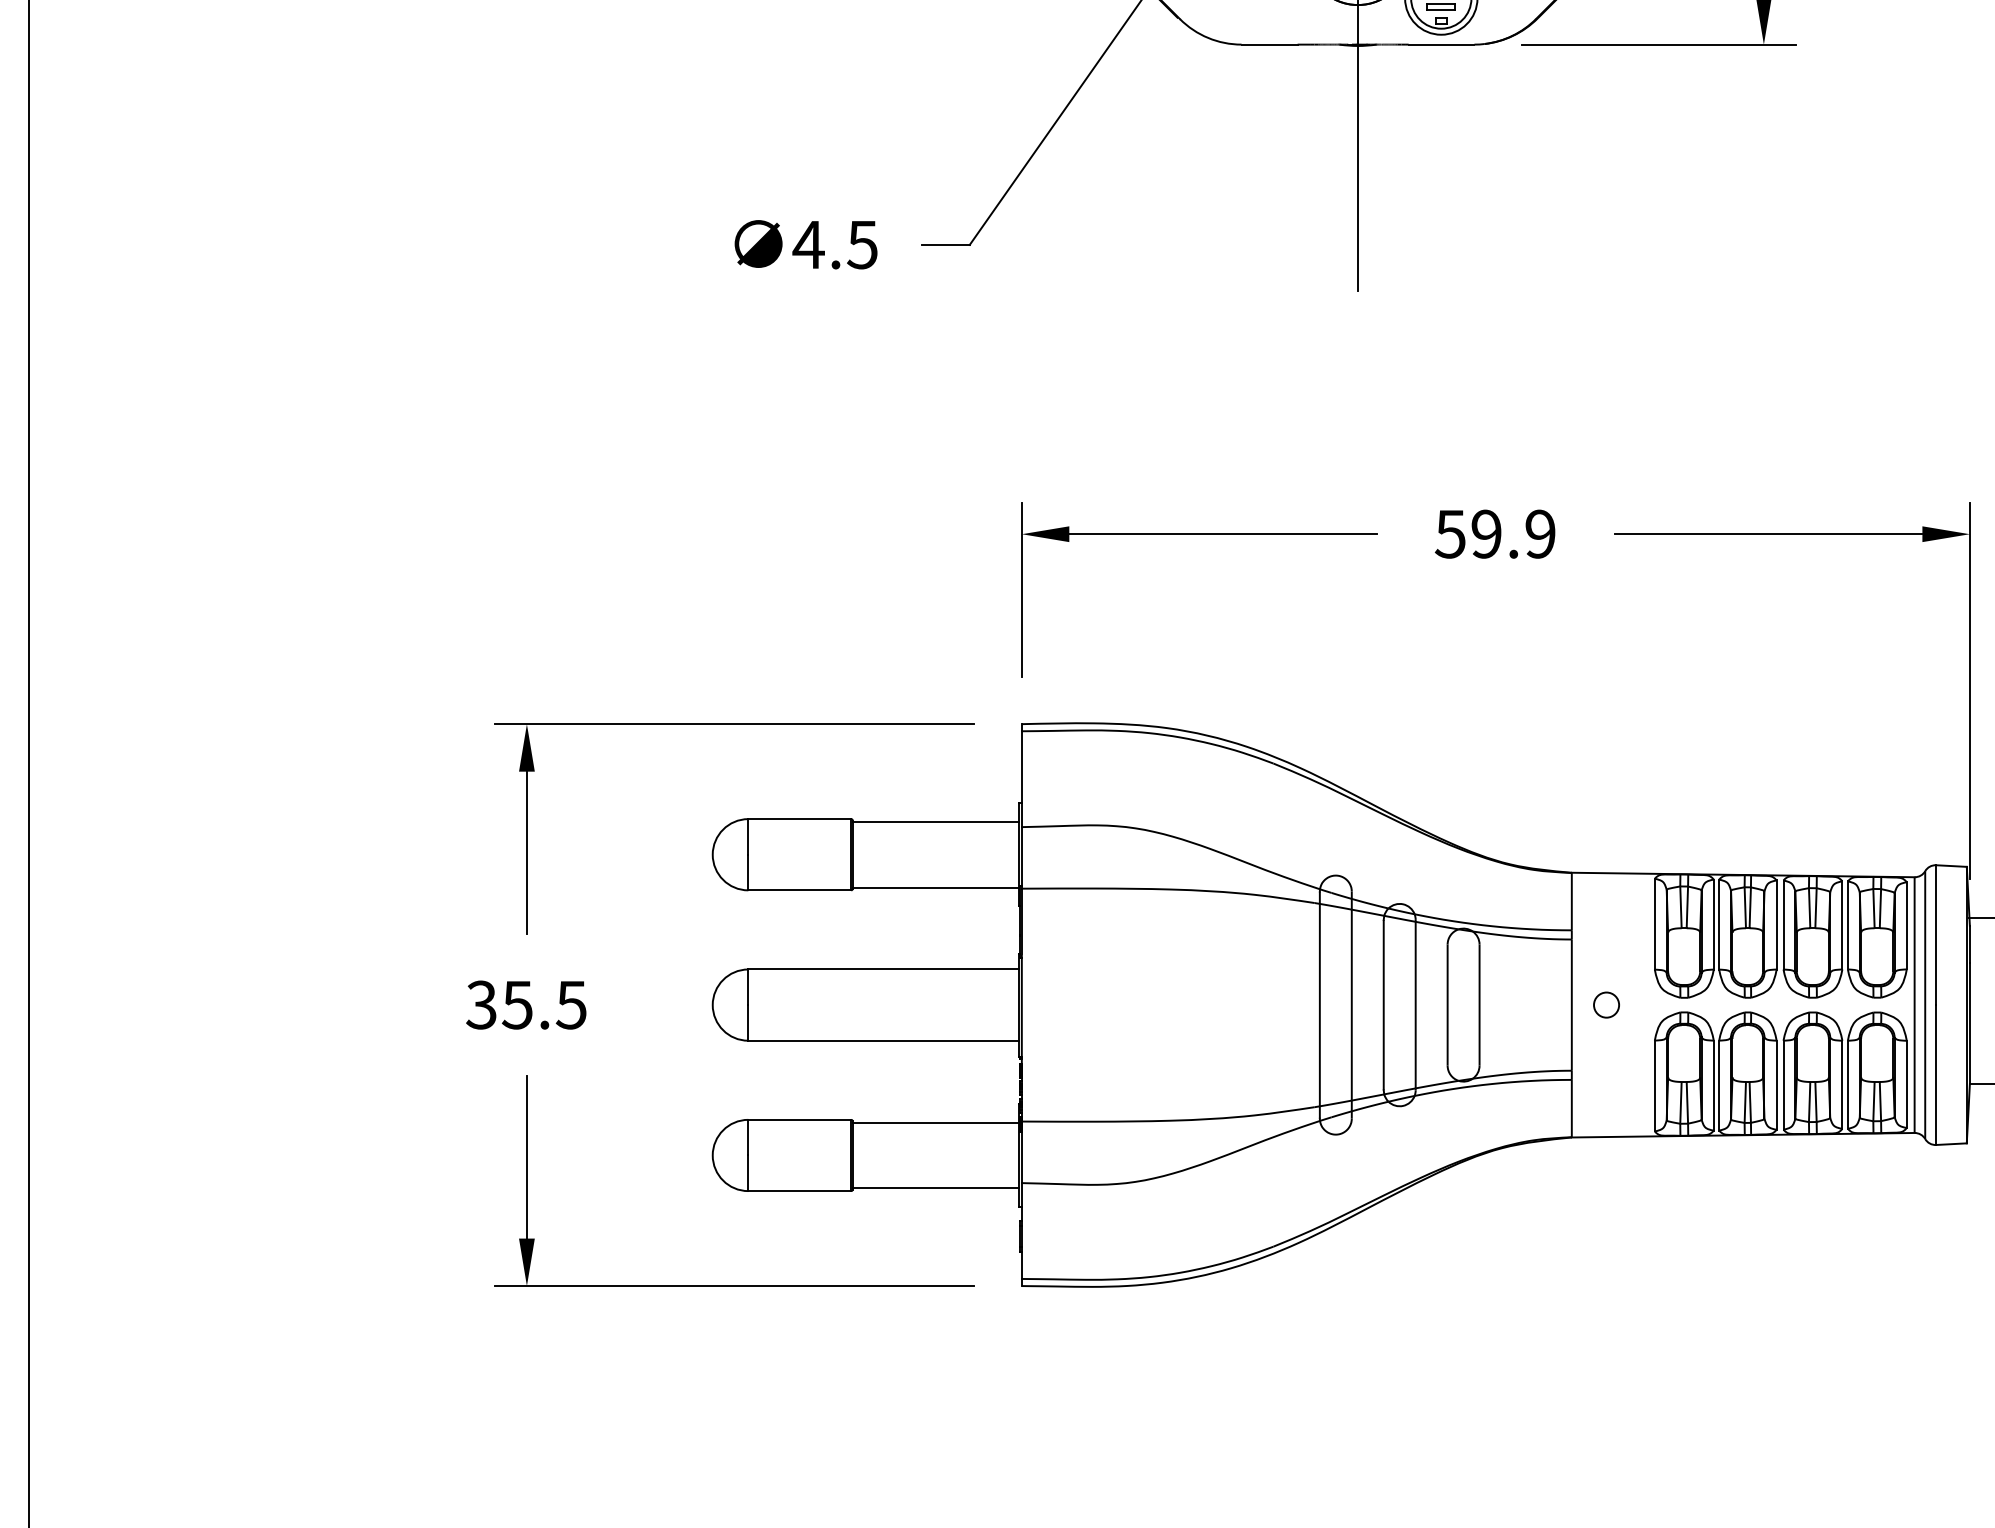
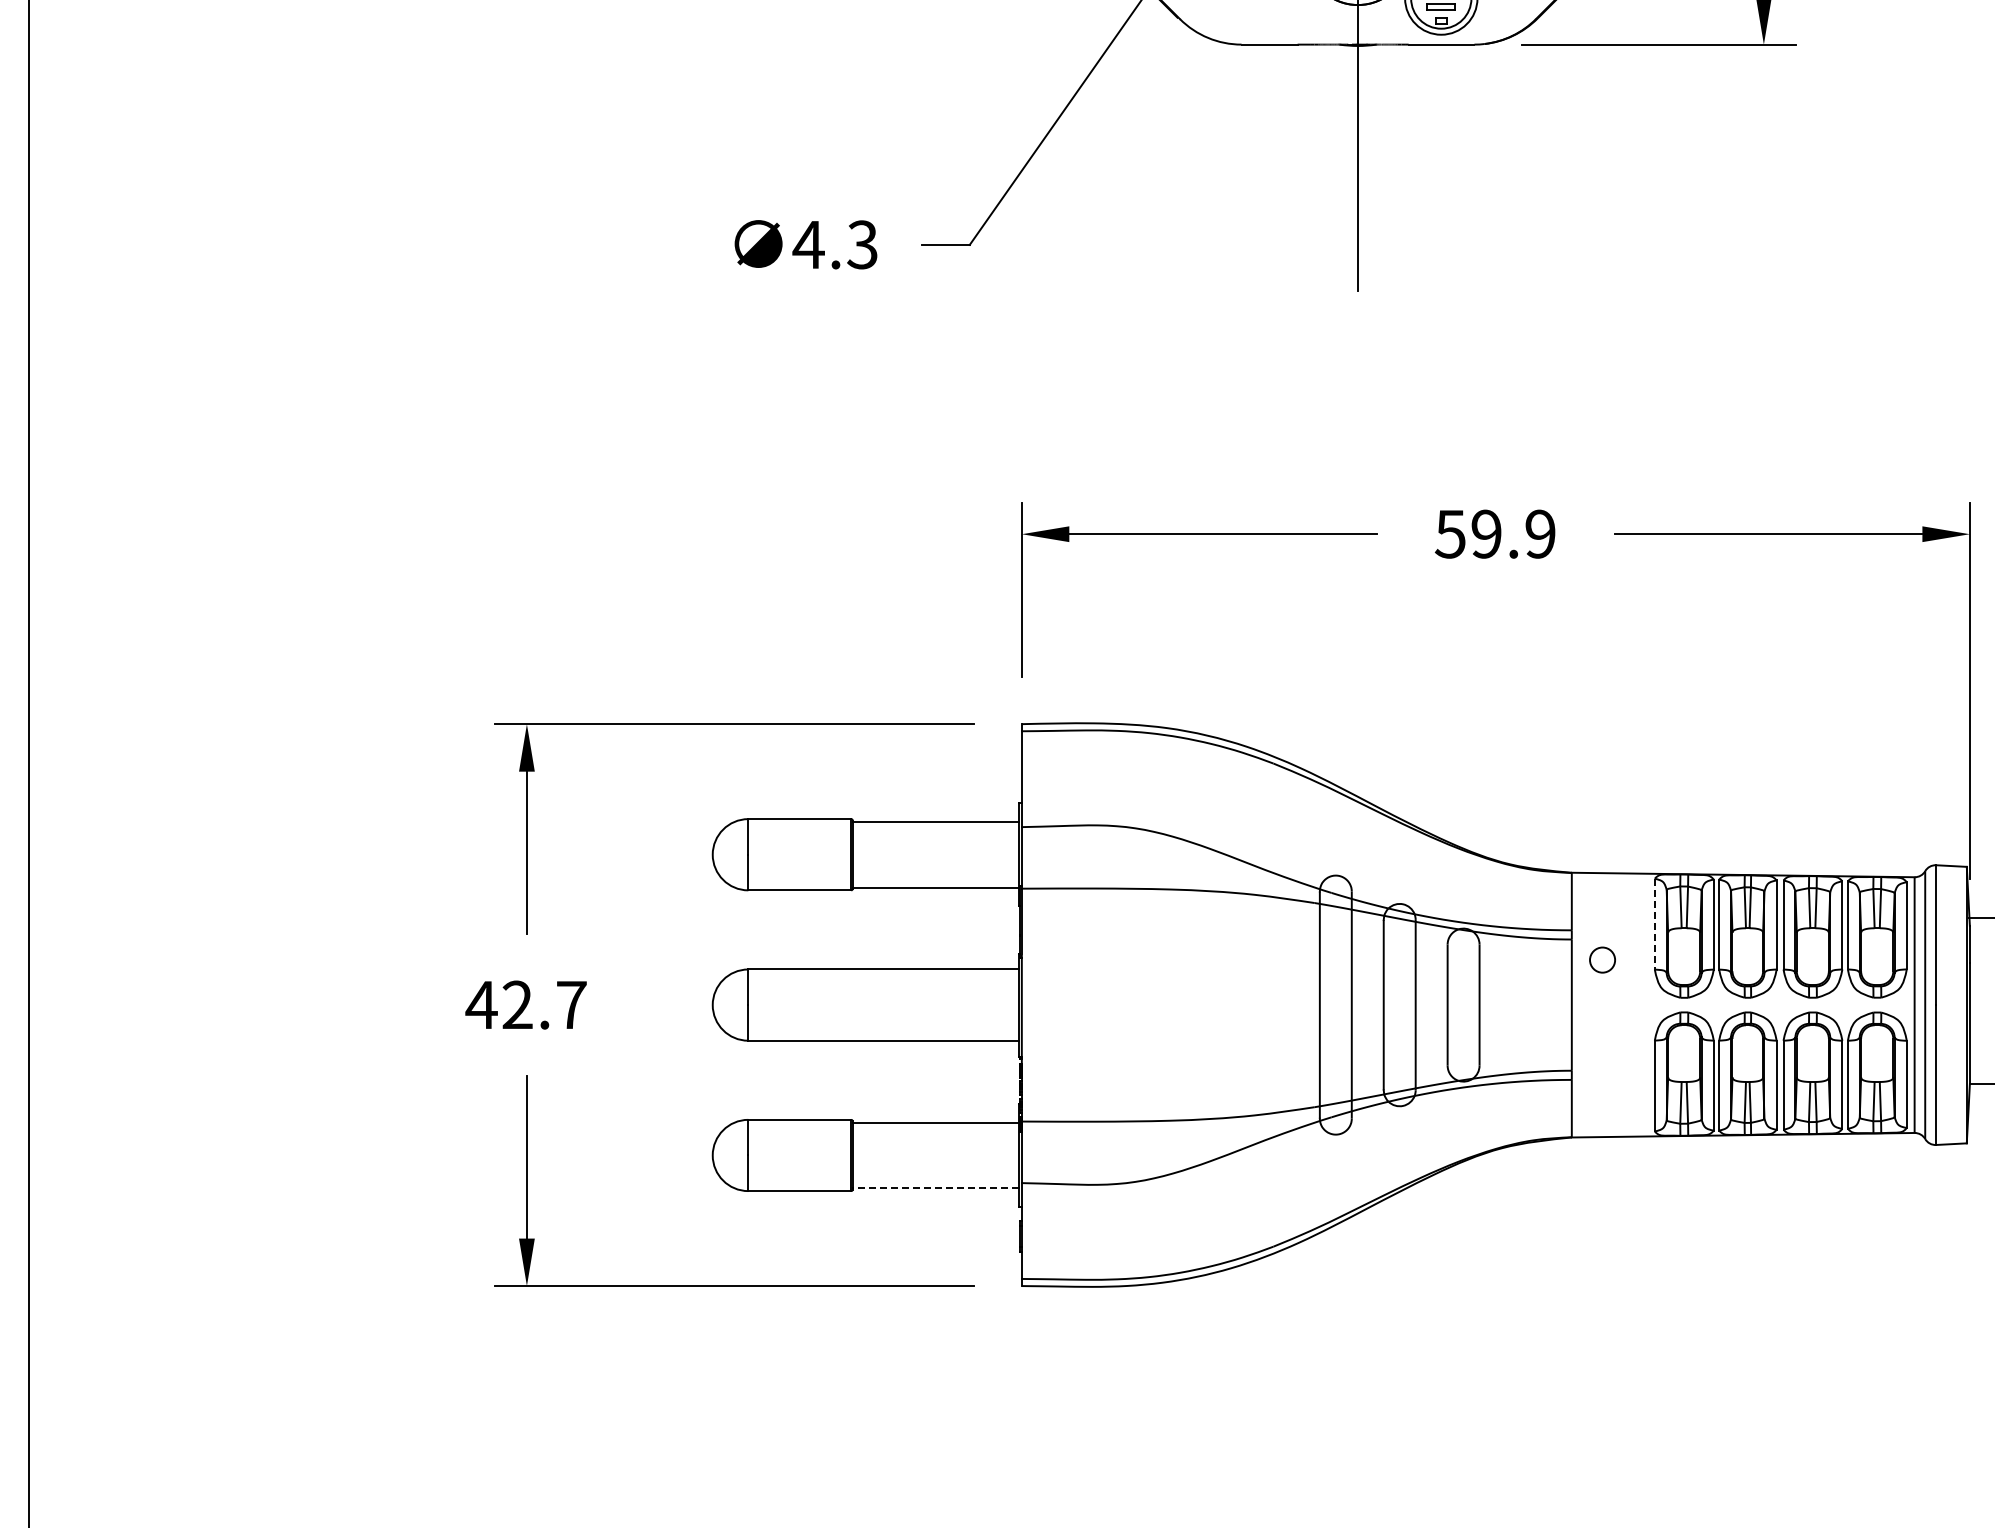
text: 4.5 -> 4.3 (862, 244)
line: solid -> dashed (1654, 924)
text: 35.5 -> 42.7 (525, 1004)
circle position: (1606, 1004) -> (1602, 959) (1602, 959)
line: solid -> dashed (935, 1188)
